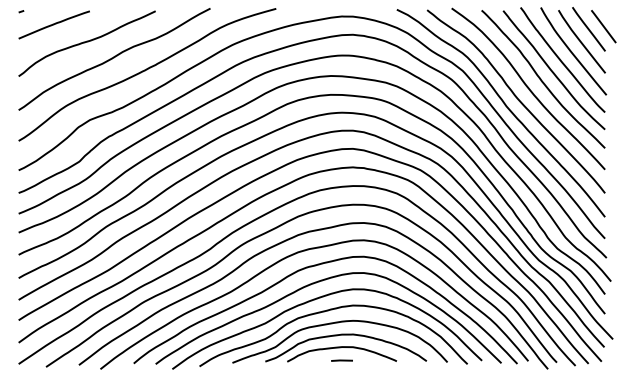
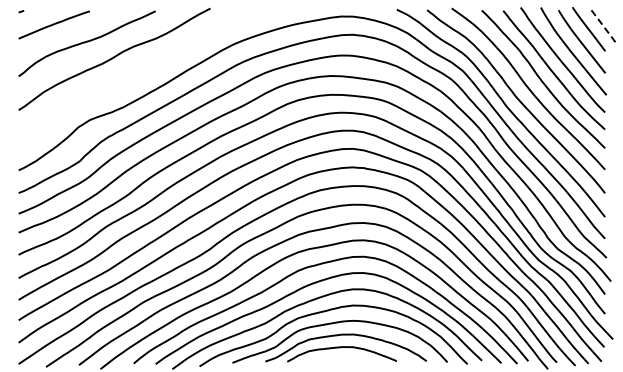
line: solid -> dashed (603, 26)
curve: present -> none (145, 71)
line: present -> none (341, 360)
